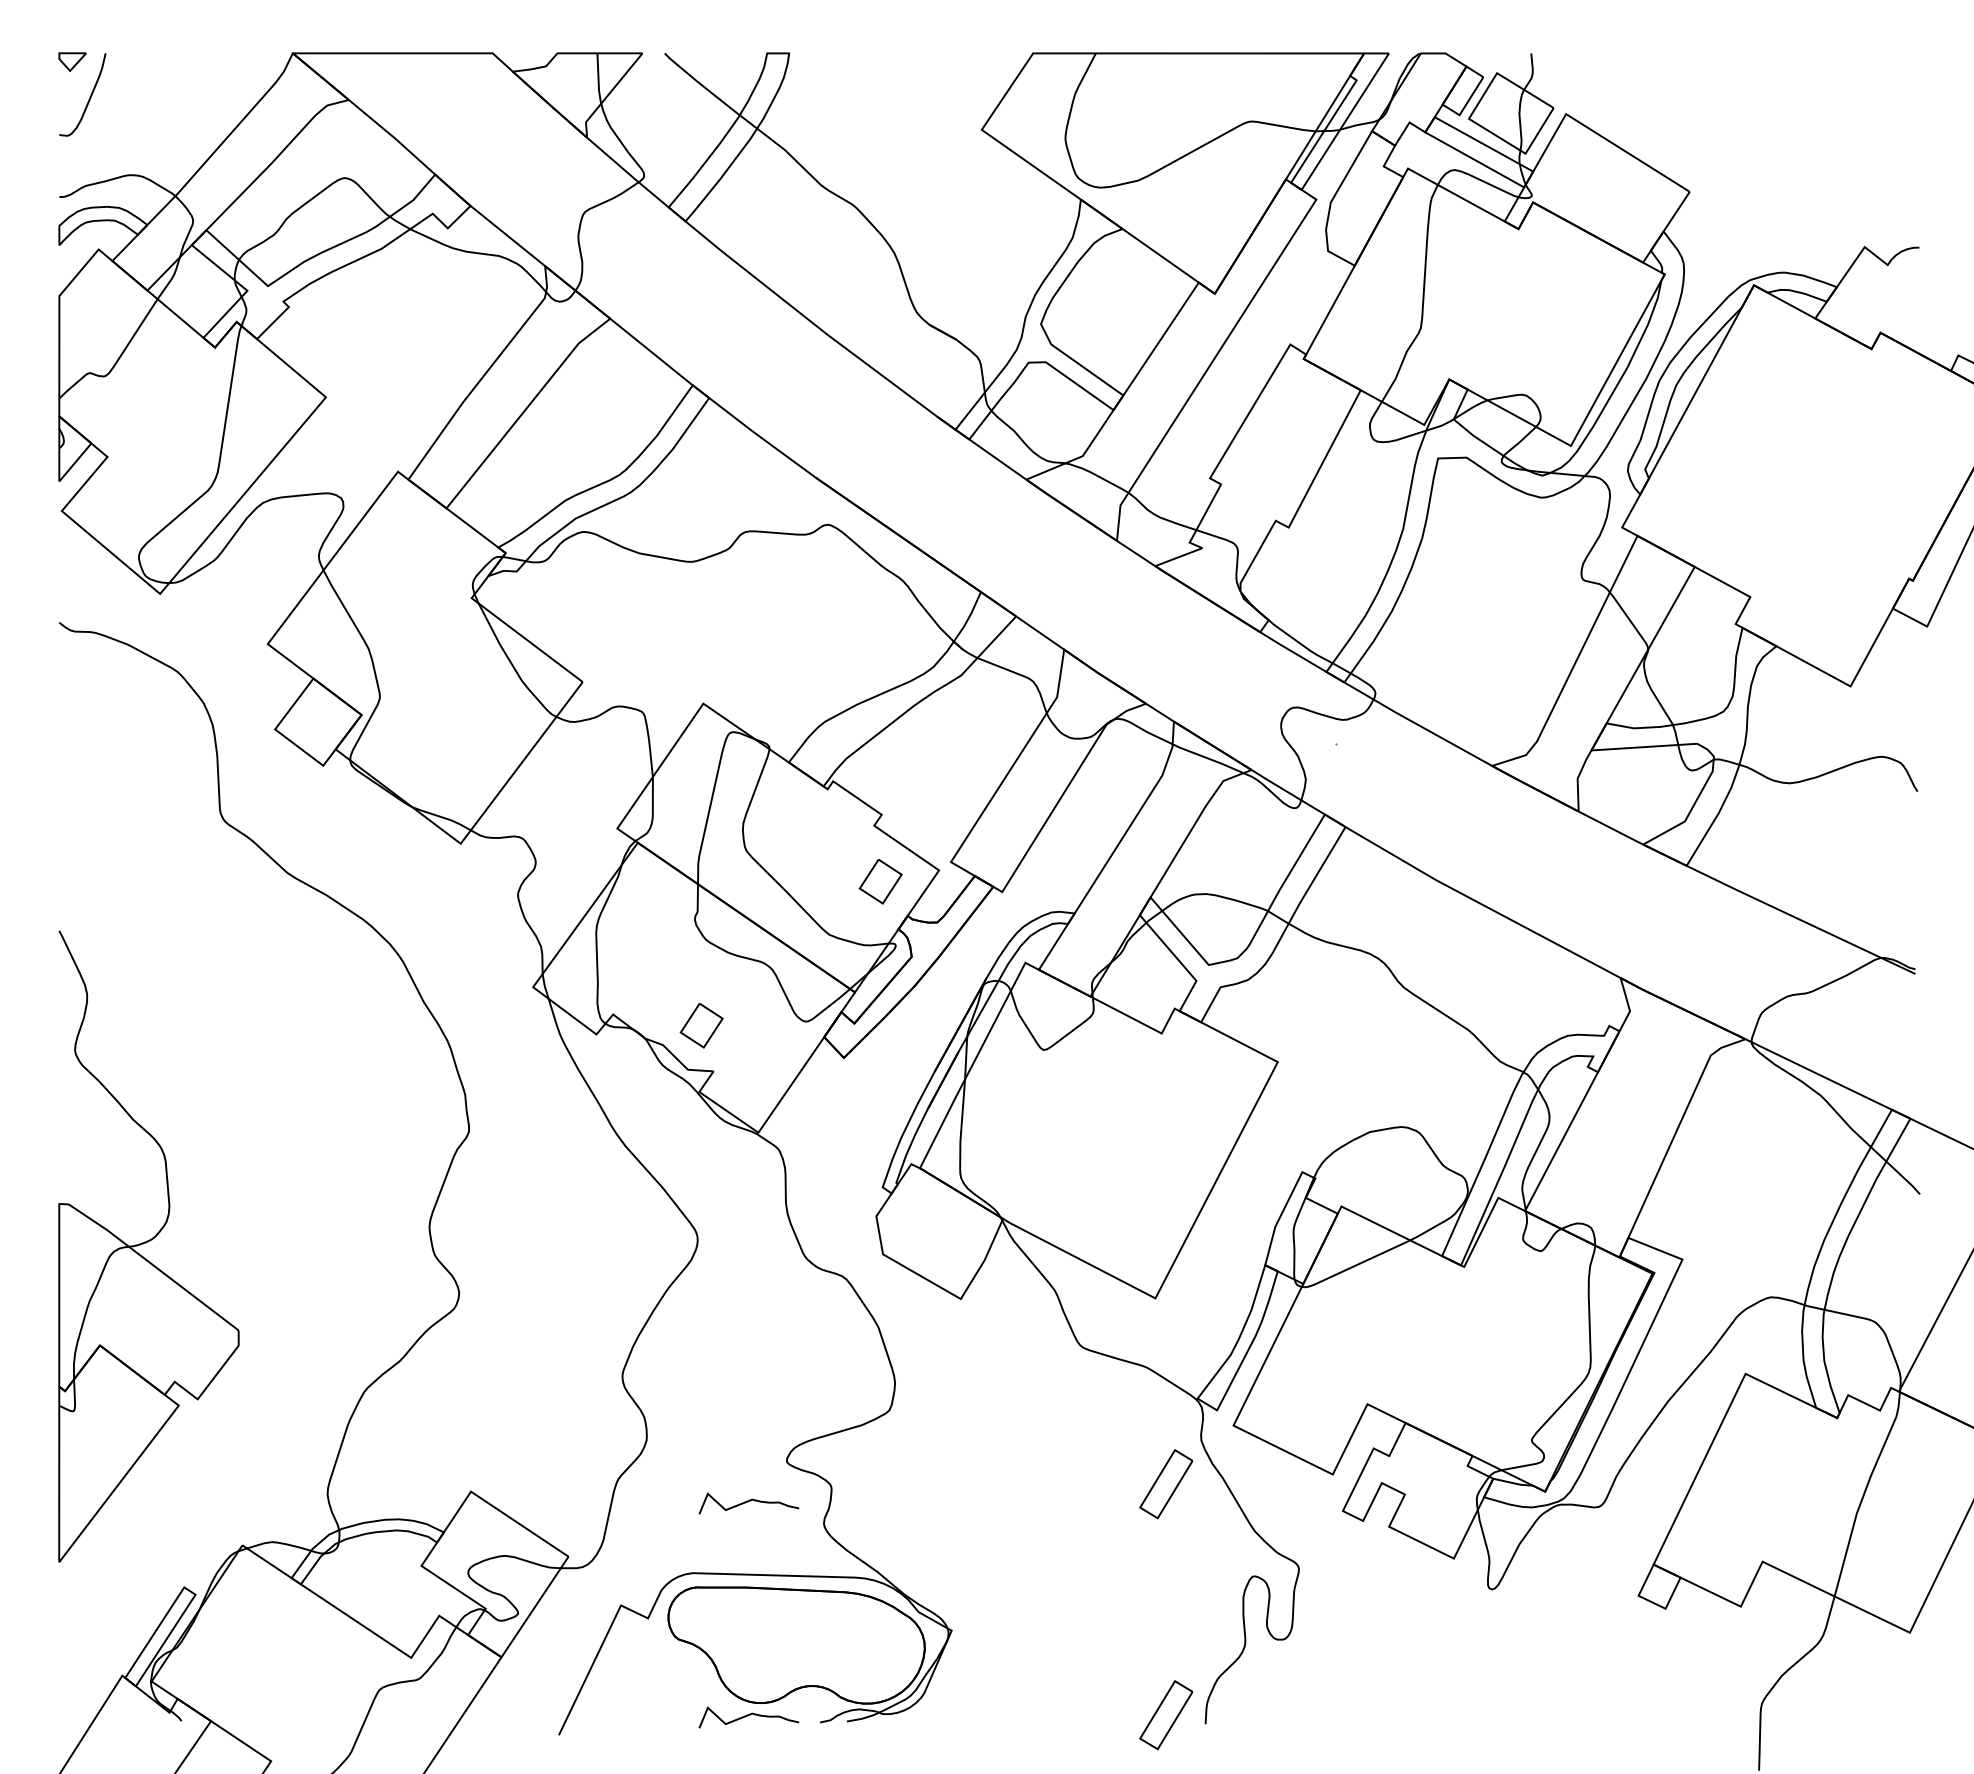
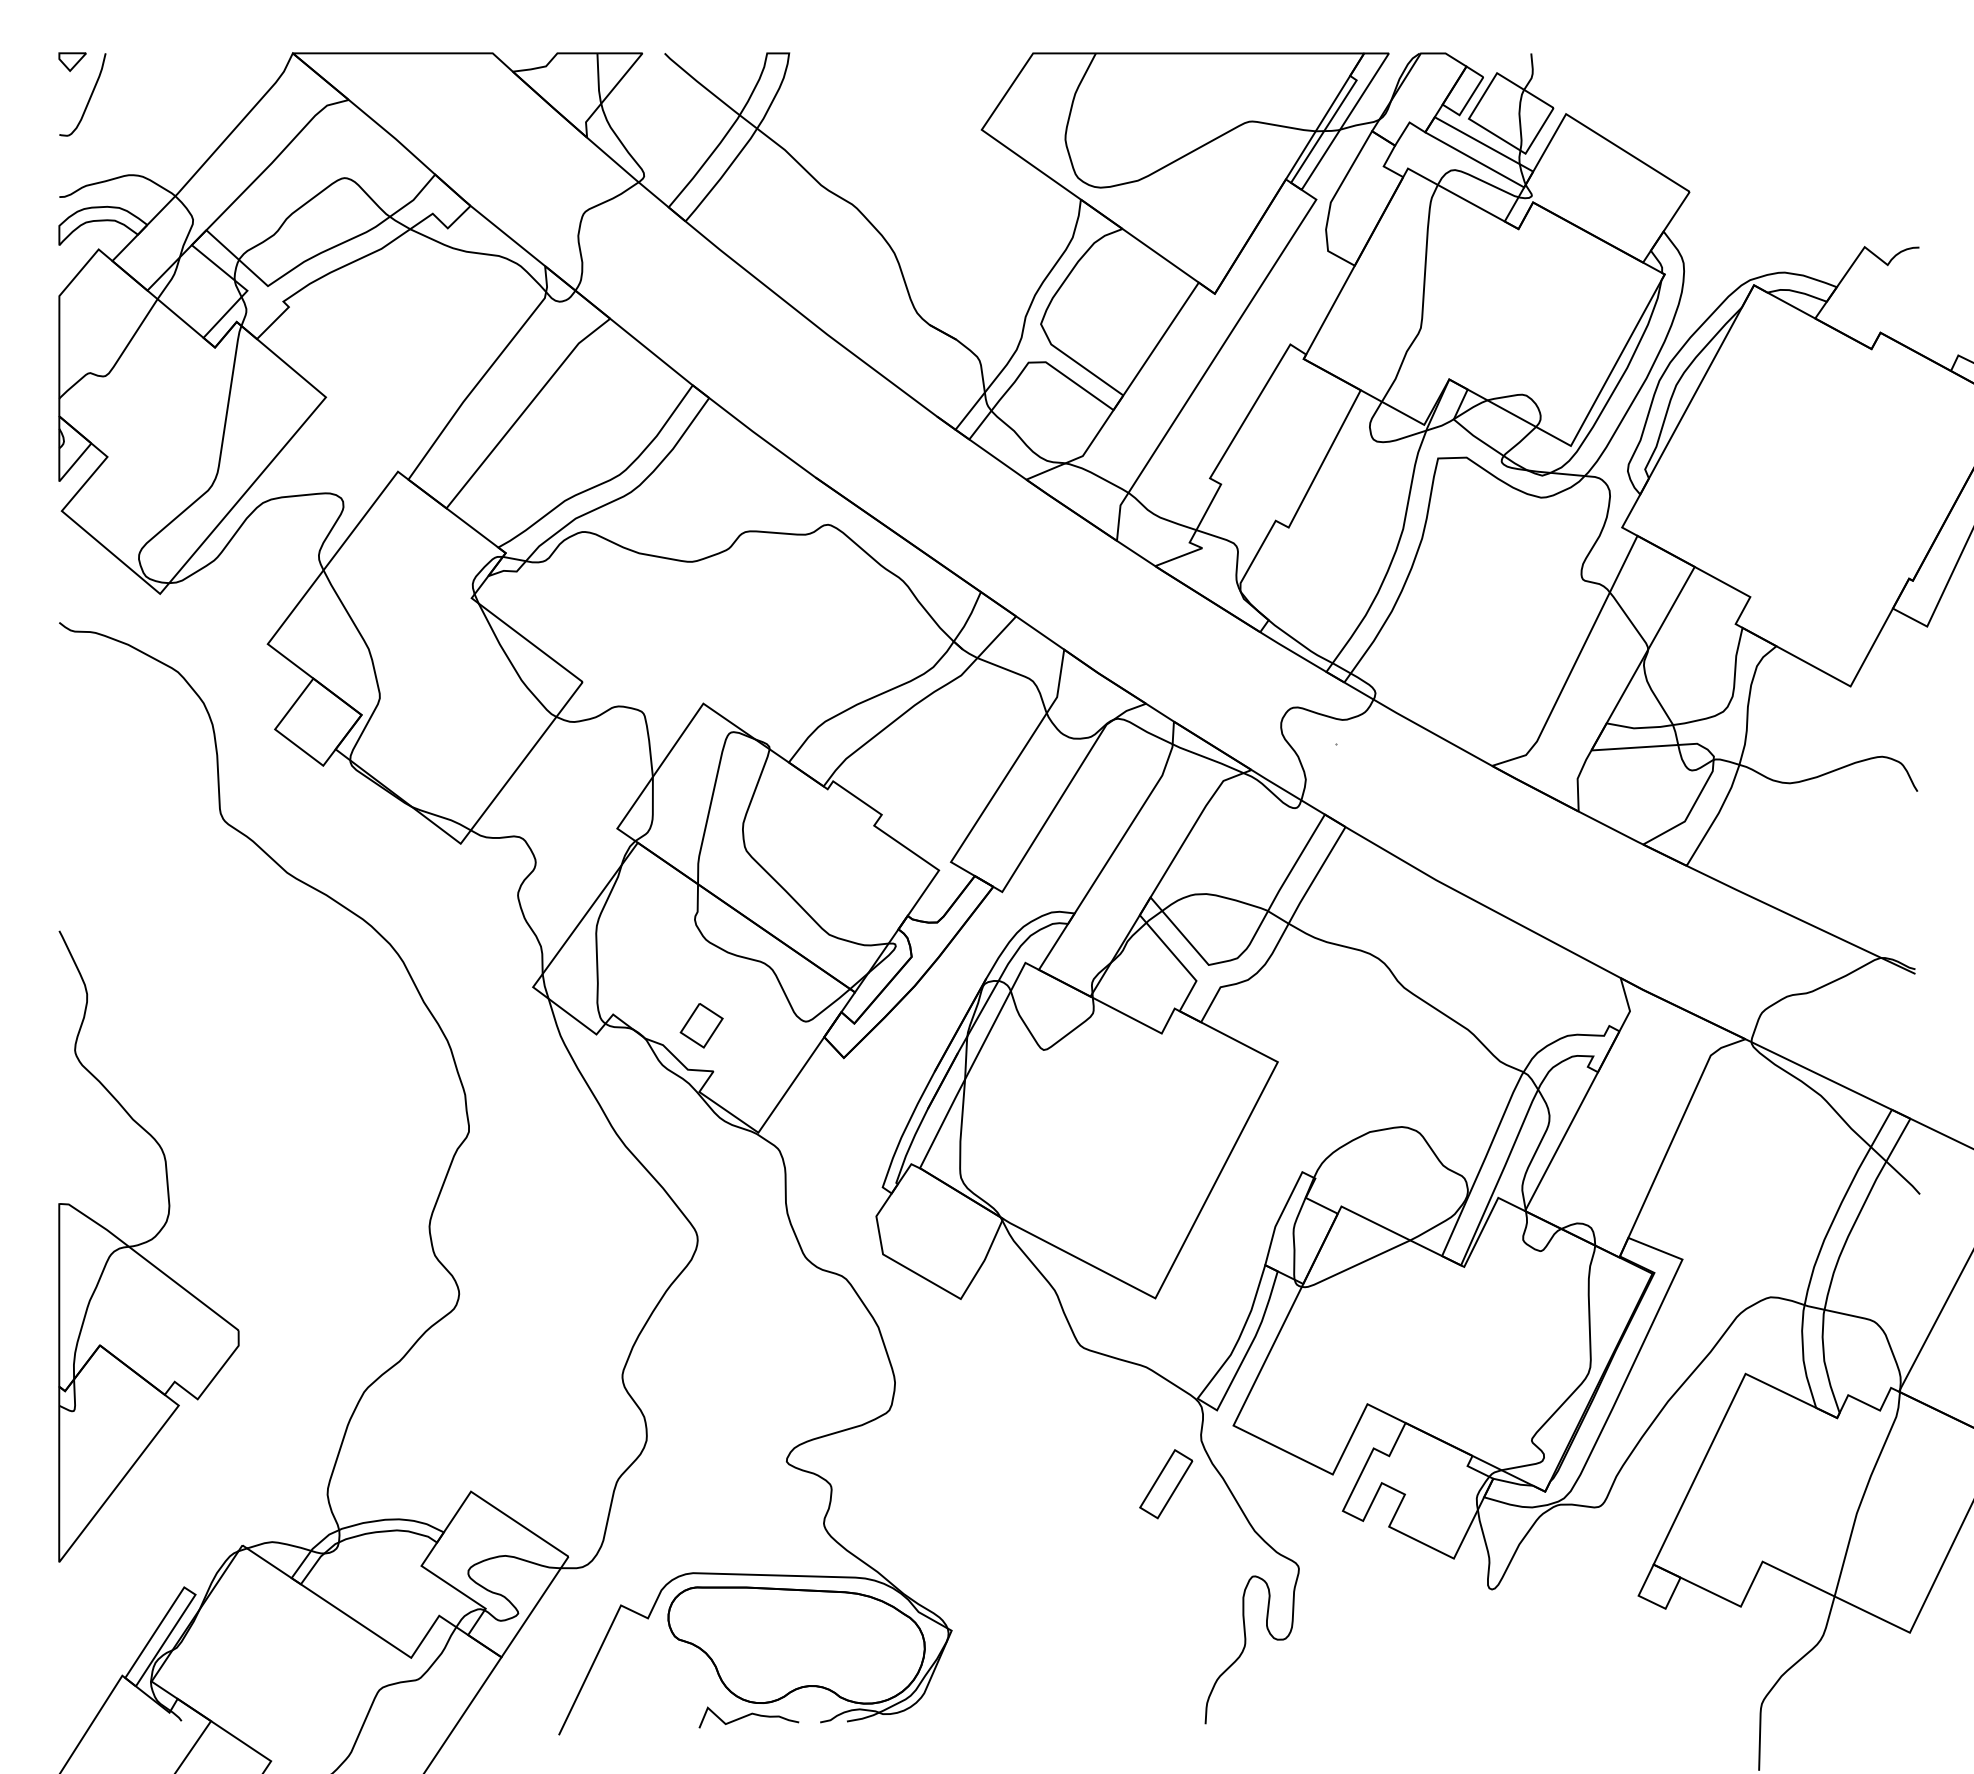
part: present -> none (880, 881)
curve: present -> none (748, 1502)
part: present -> none (1166, 1715)
